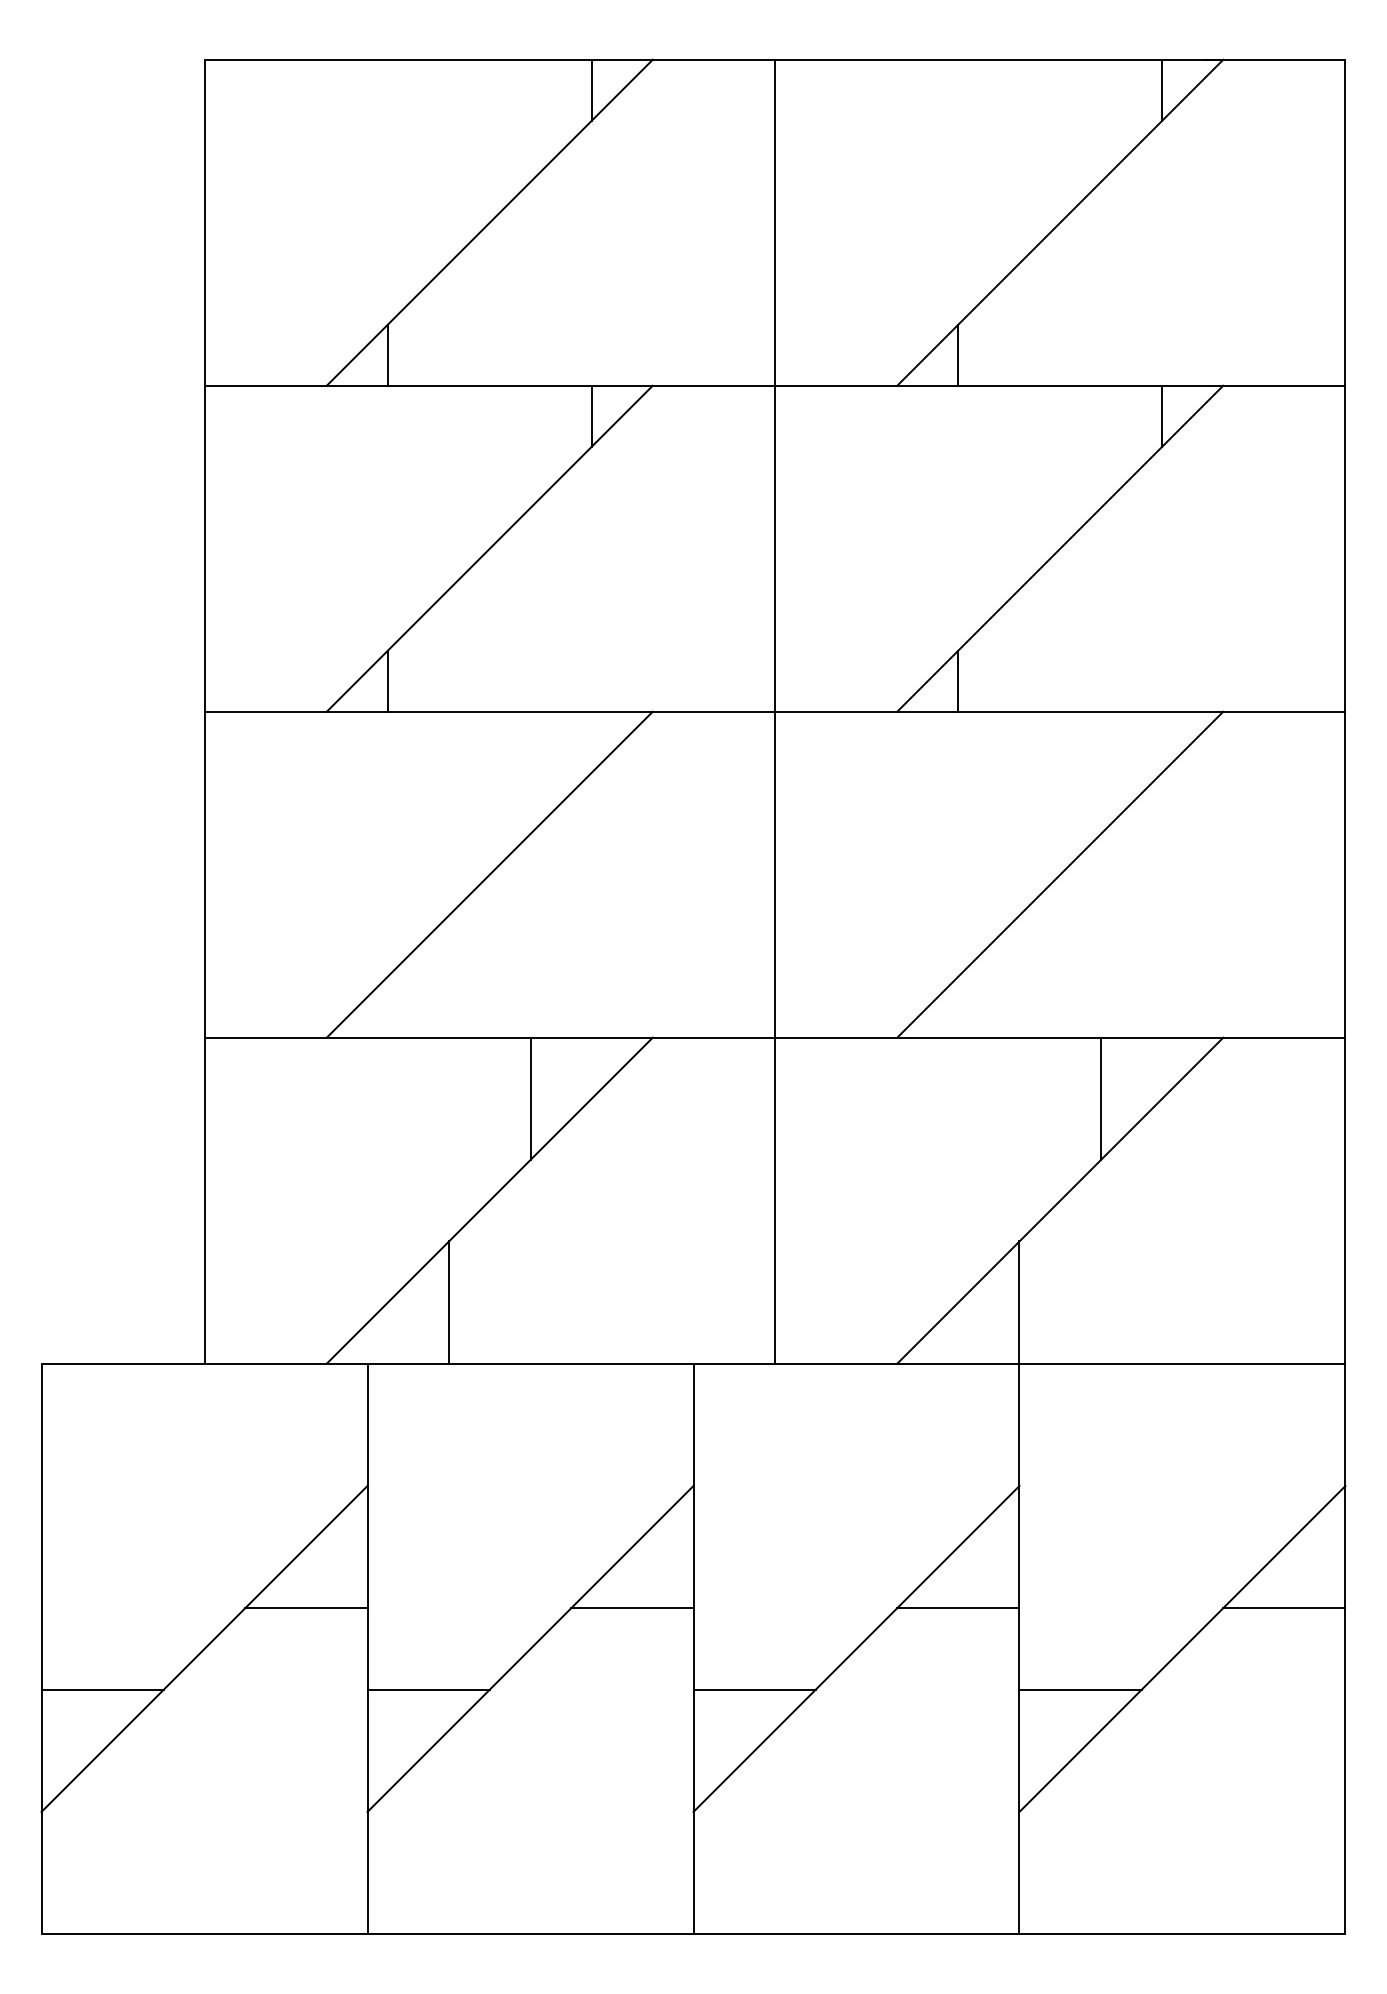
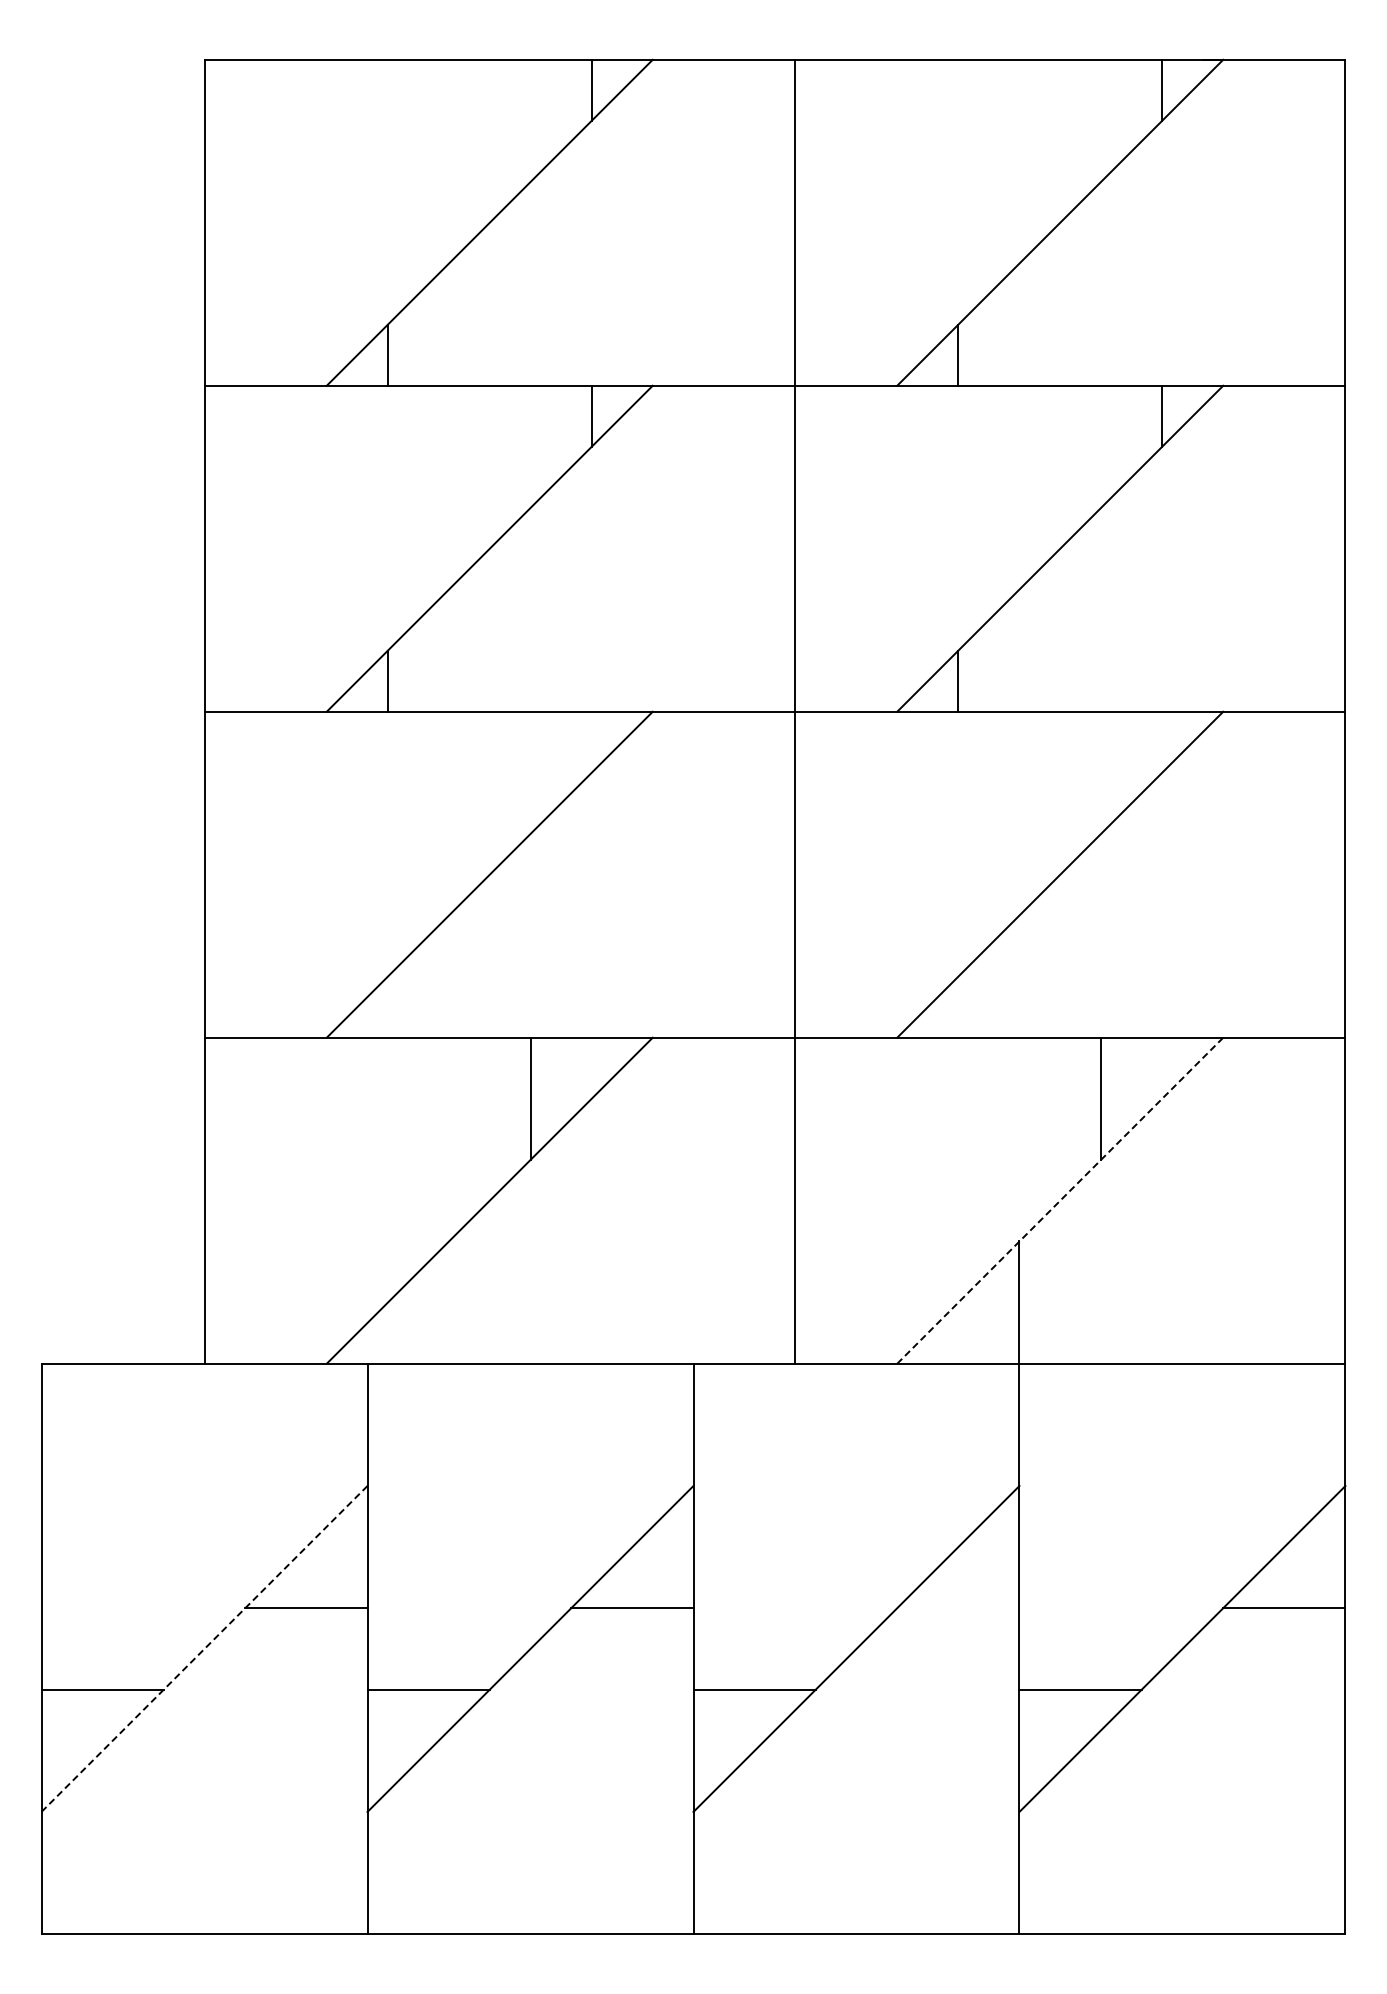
line position: (774, 711) -> (794, 711) (794, 711)
line: solid -> dashed (1060, 1200)
line: present -> none (449, 1302)
line: present -> none (958, 1608)
line: solid -> dashed (204, 1648)
